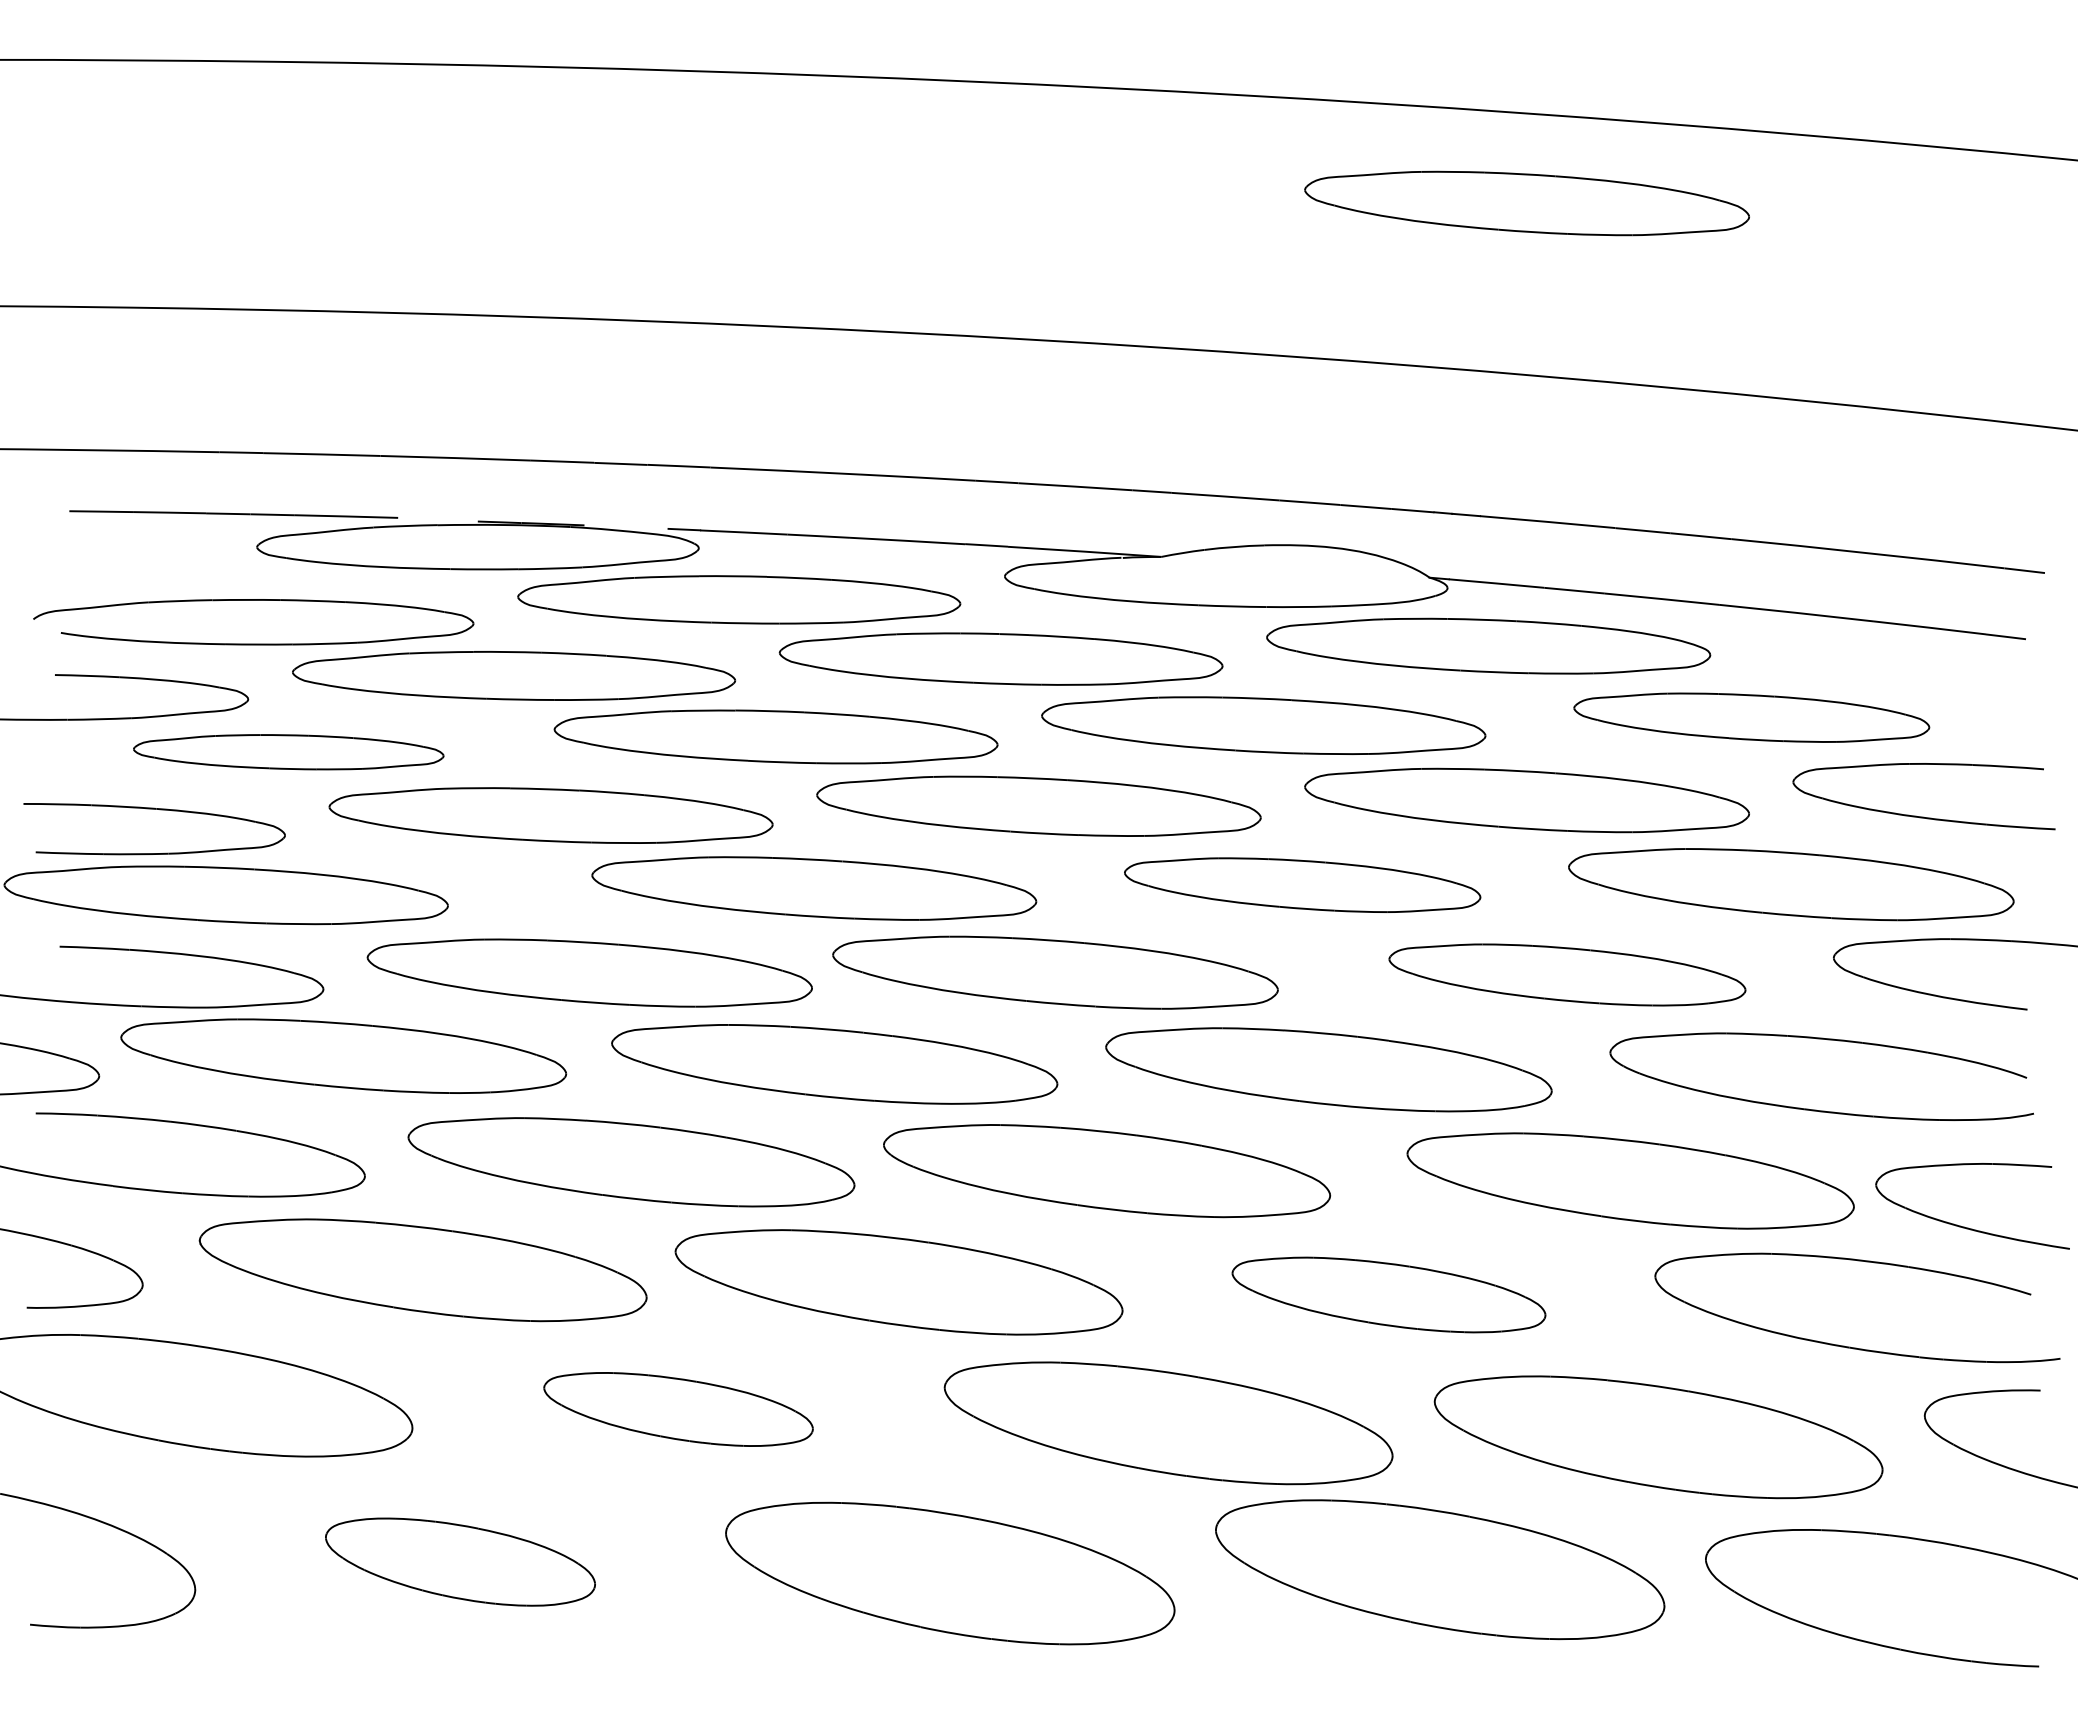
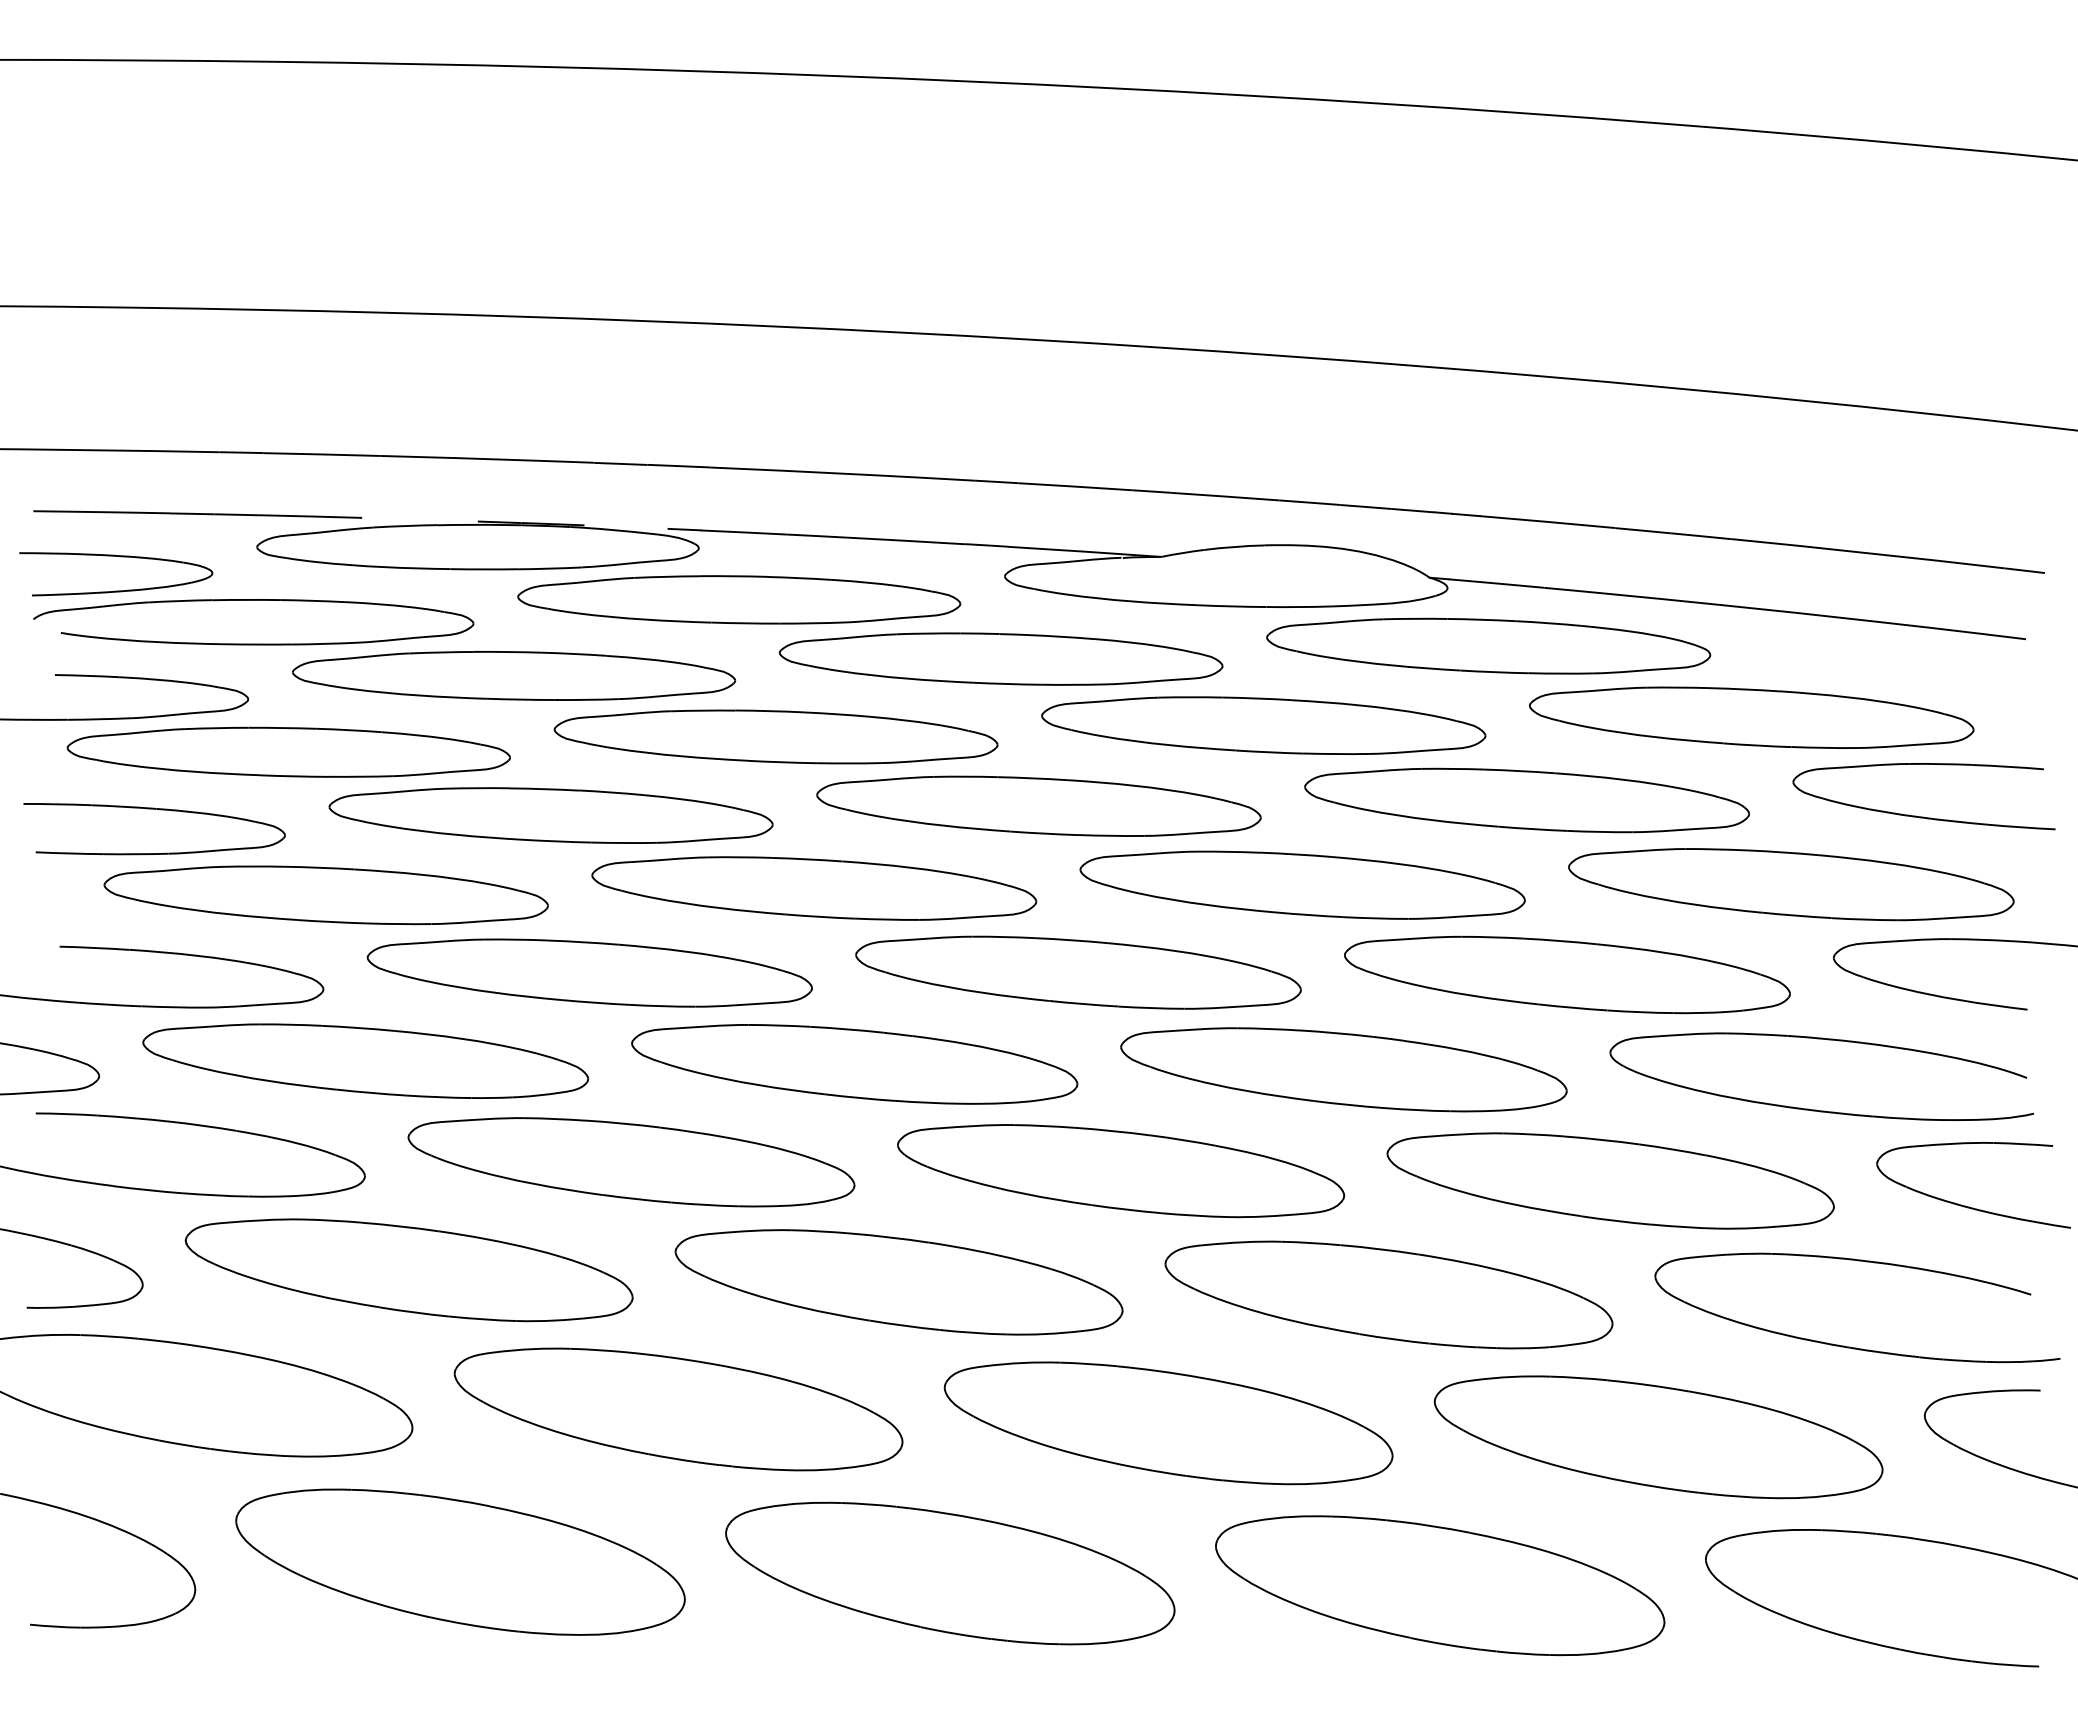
part: present -> none (1526, 203)
line position: (233, 514) -> (197, 514) (197, 514)
part: none -> present (116, 590)
part size: 358x51 px -> 446x63 px (1751, 717)
part size: 312x37 px -> 445x52 px (288, 751)
part size: 358x56 px -> 447x70 px (1302, 884)
part position: (225, 895) -> (325, 895) (325, 895)
part position: (1055, 972) -> (1078, 972) (1078, 972)
part size: 359x64 px -> 447x80 px (1567, 974)
part position: (343, 1055) -> (365, 1060) (365, 1060)
part position: (834, 1064) -> (854, 1064) (854, 1064)
part position: (1328, 1069) -> (1343, 1069) (1343, 1069)
part position: (1107, 1171) -> (1121, 1171) (1121, 1171)
part position: (1630, 1180) -> (1610, 1180) (1610, 1180)
part position: (1968, 1227) -> (1969, 1206) (1969, 1206)
part position: (422, 1270) -> (408, 1270) (408, 1270)
part size: 316x78 px -> 450x110 px (1388, 1294)
part size: 271x75 px -> 451x125 px (678, 1409)
part size: 271x90 px -> 451x148 px (460, 1561)
part position: (1440, 1569) -> (1440, 1585) (1440, 1585)
